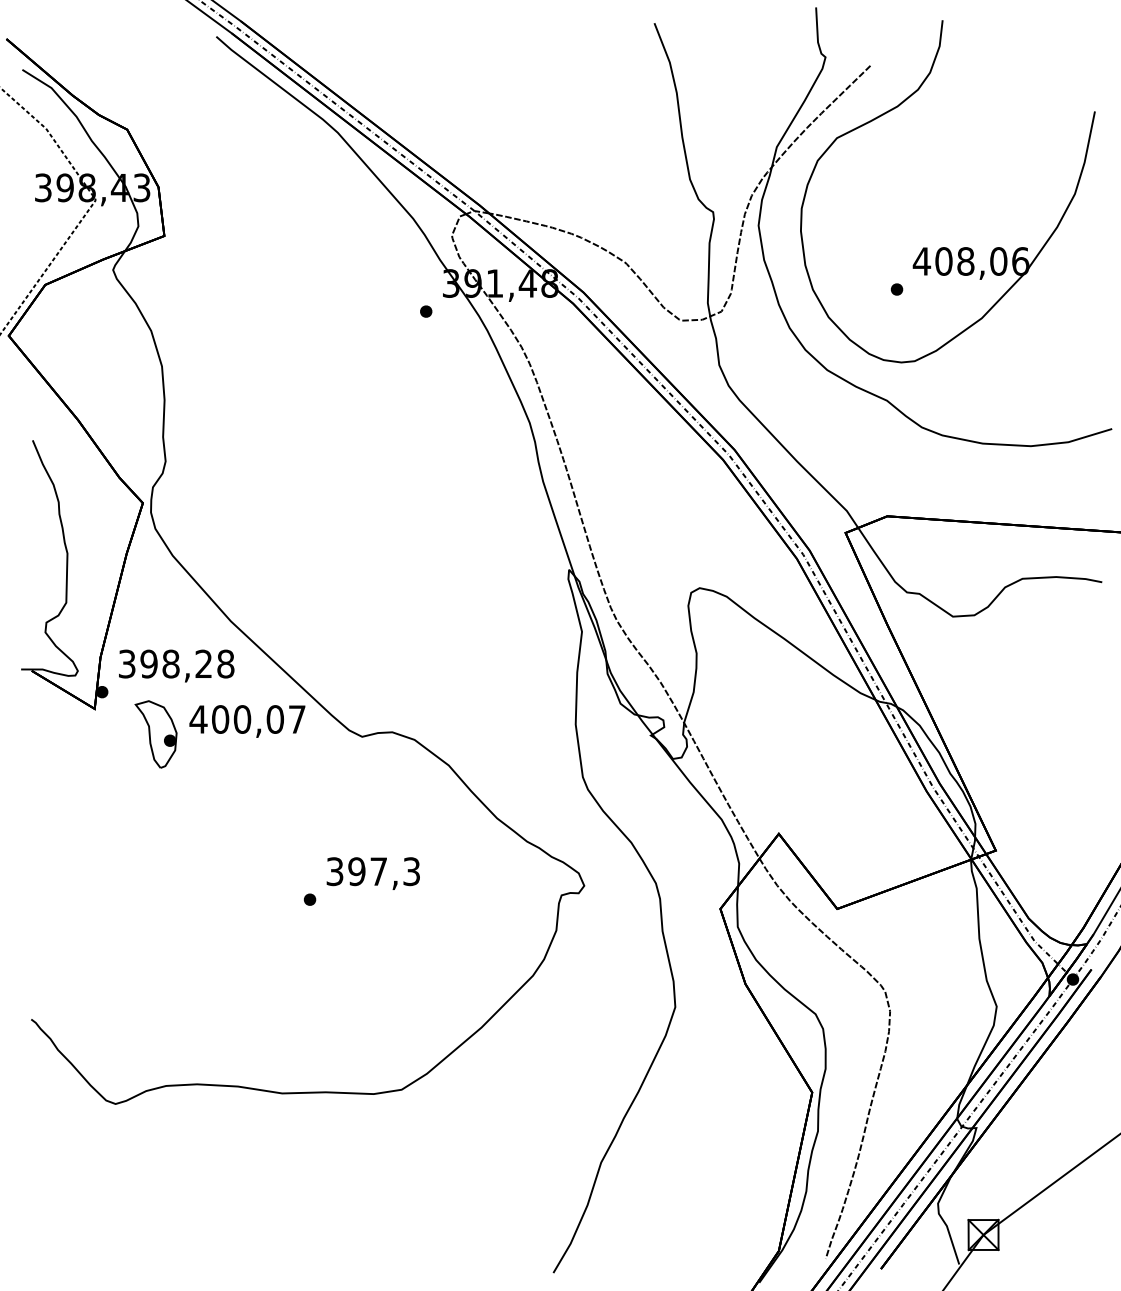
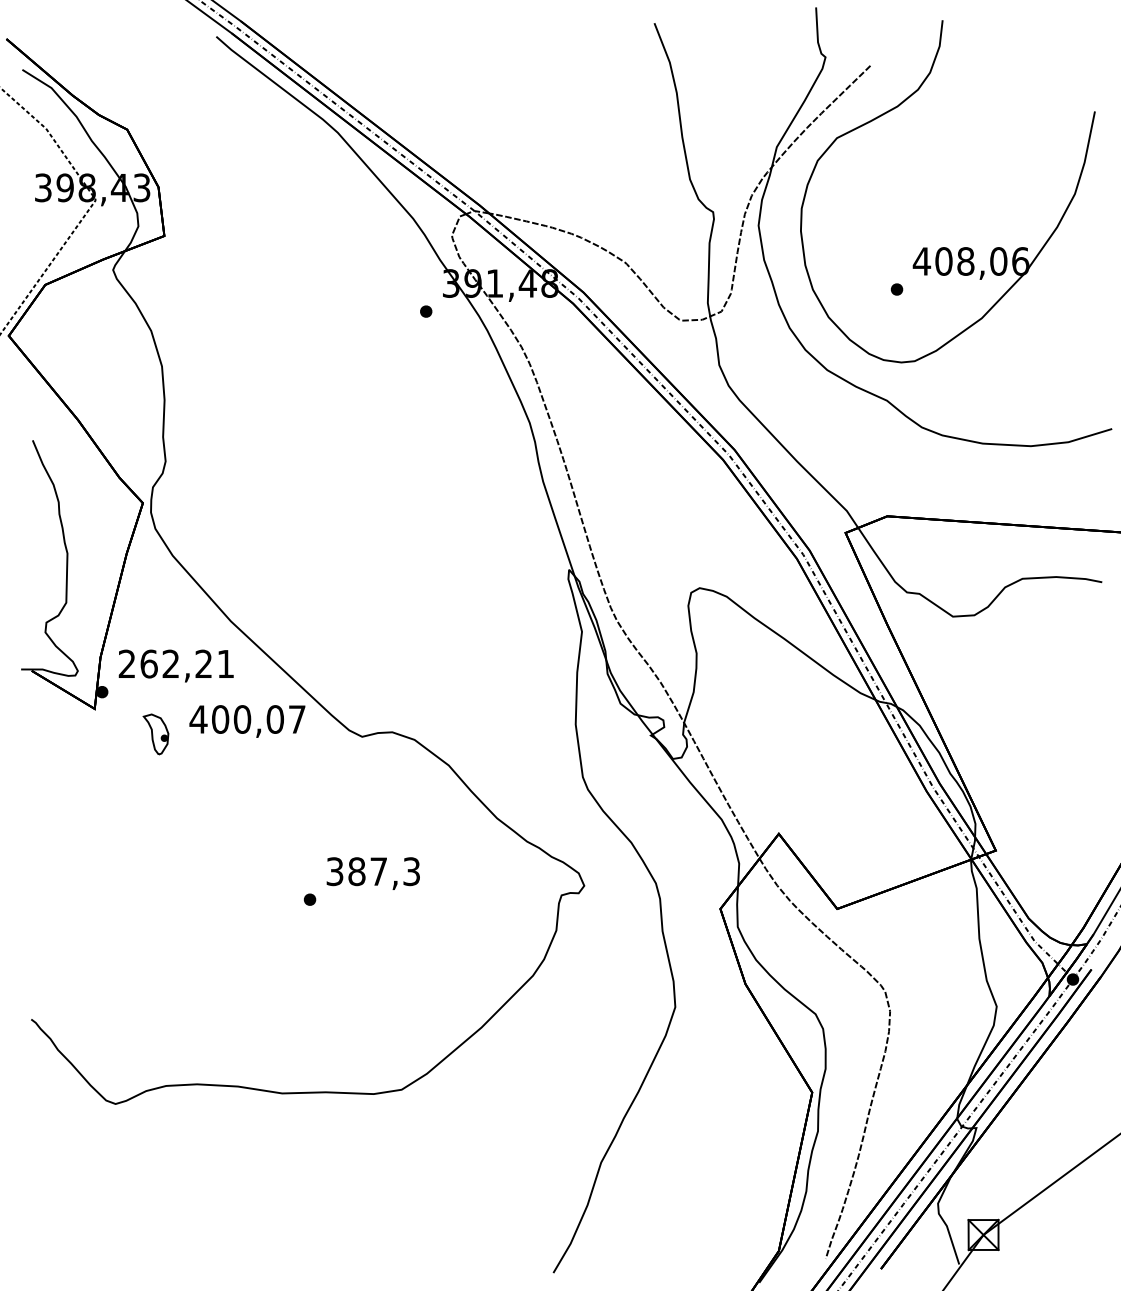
text: 398,28 -> 262,21 (176, 663)
part size: 44x69 px -> 28x43 px (155, 734)
text: 397,3 -> 387,3 (356, 871)
